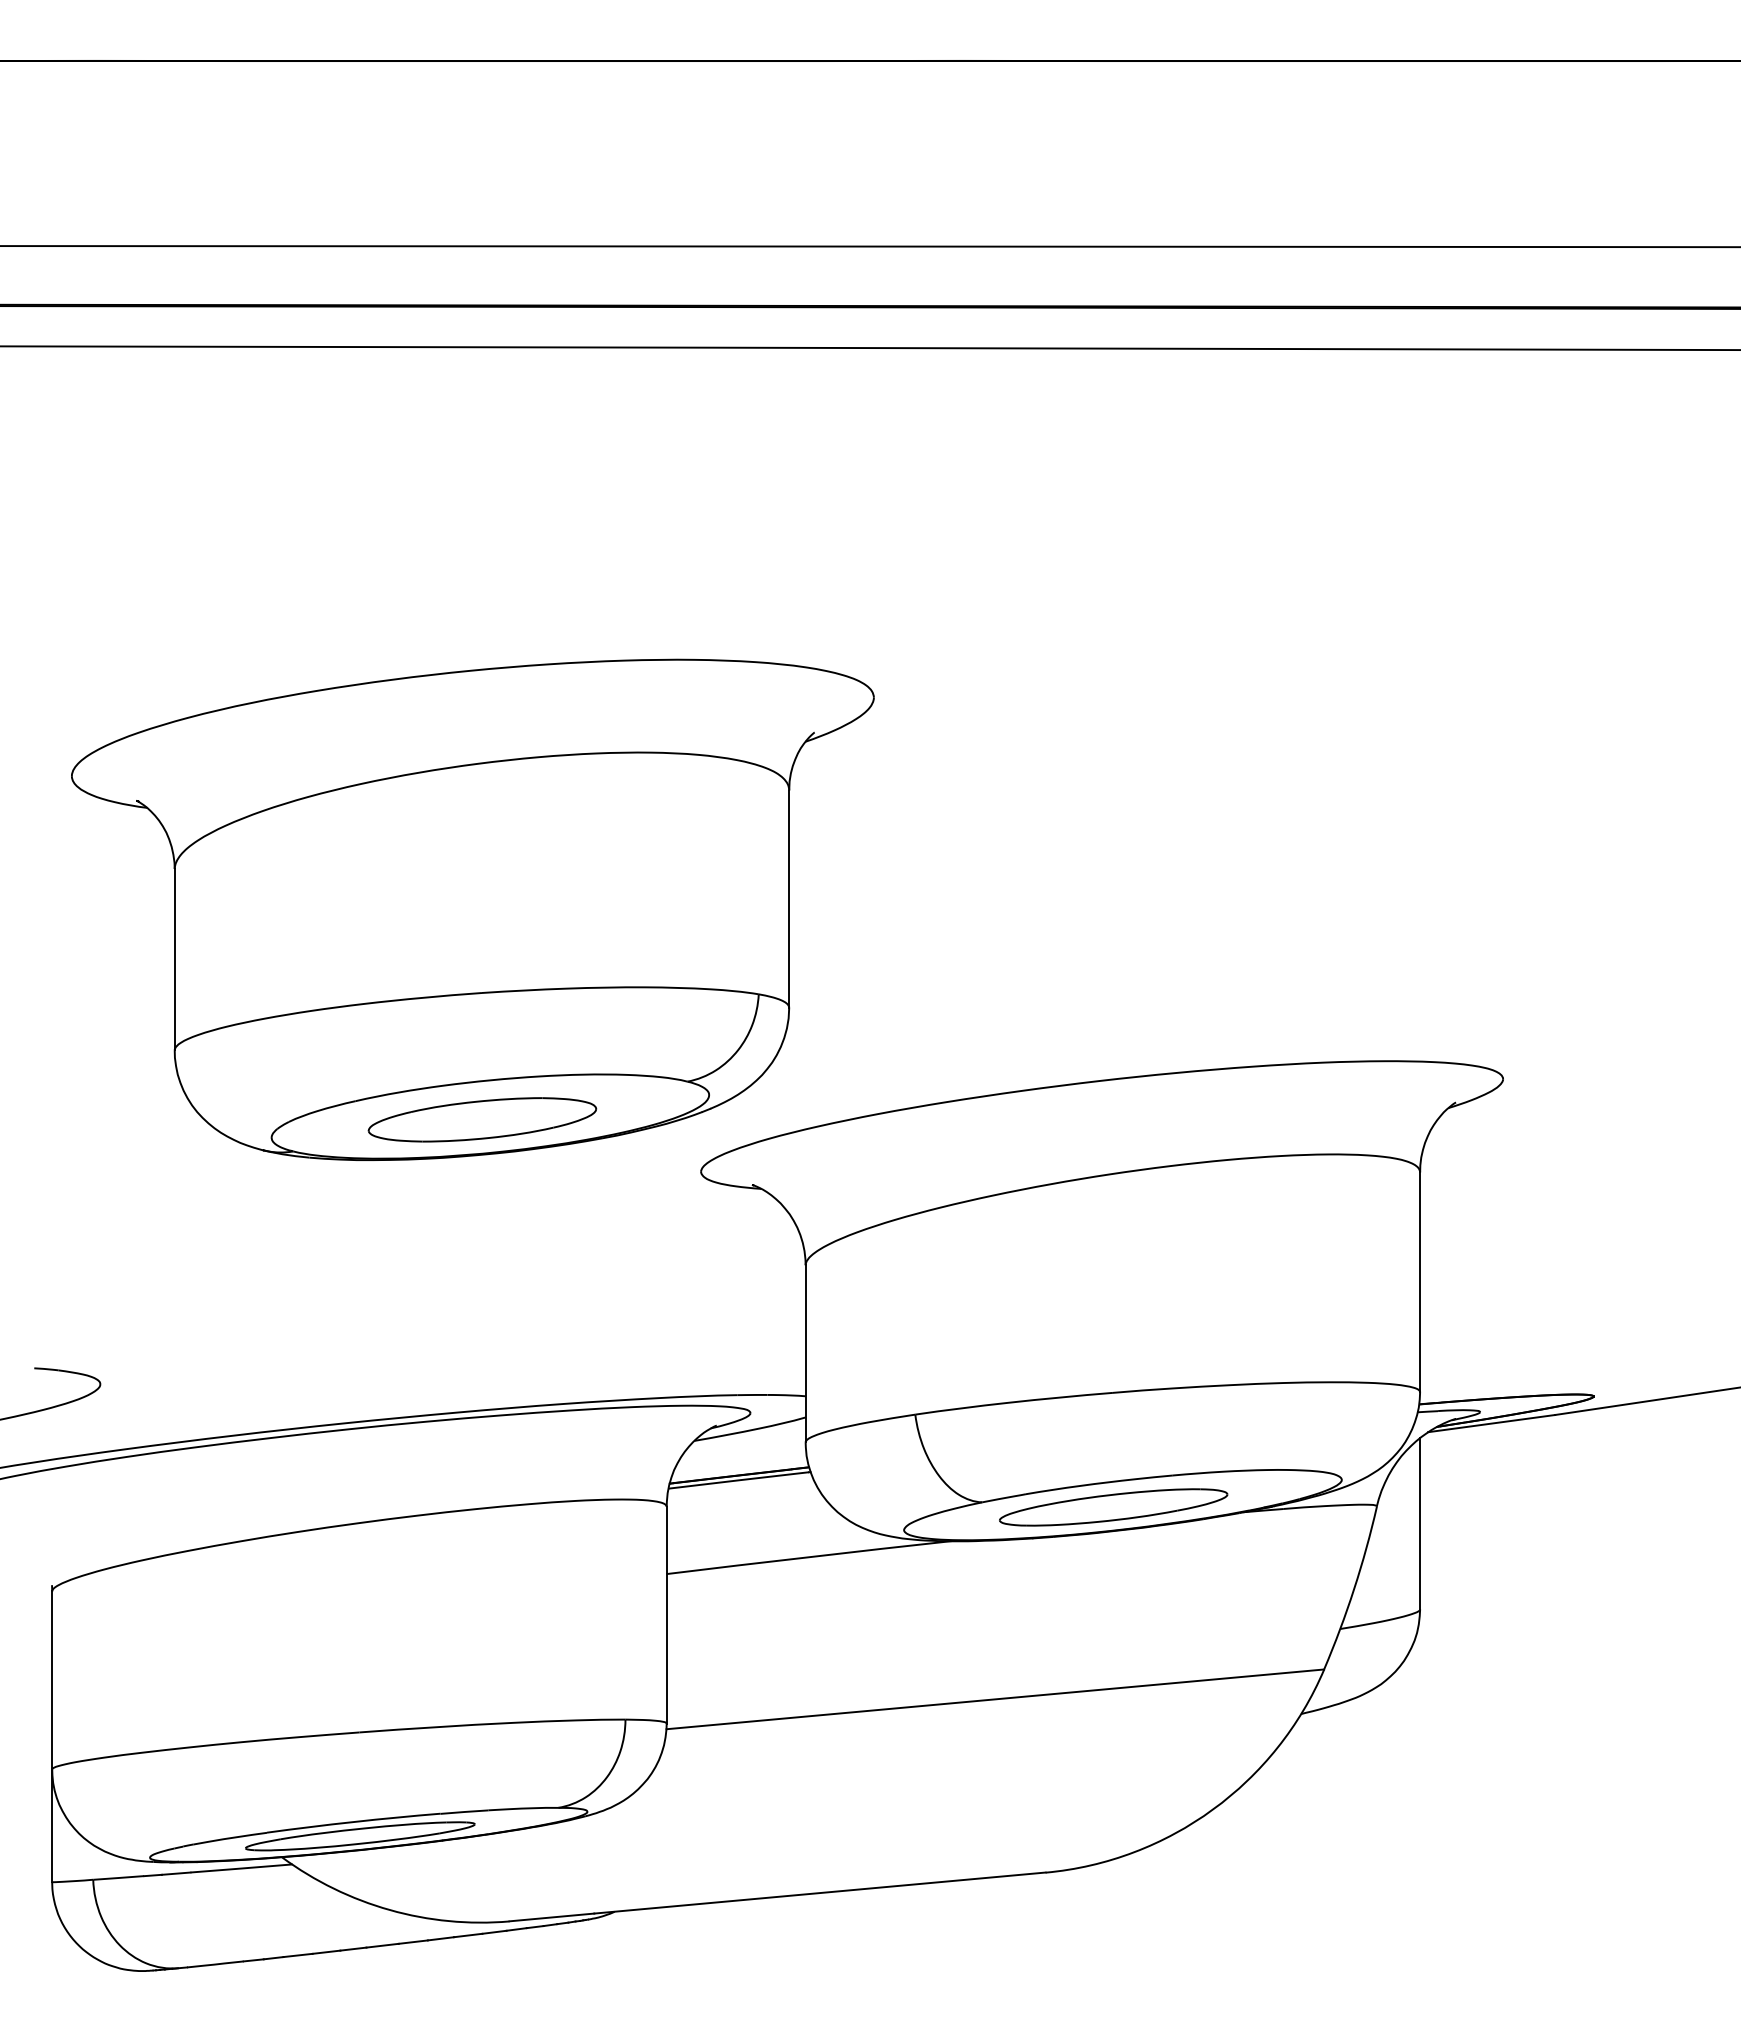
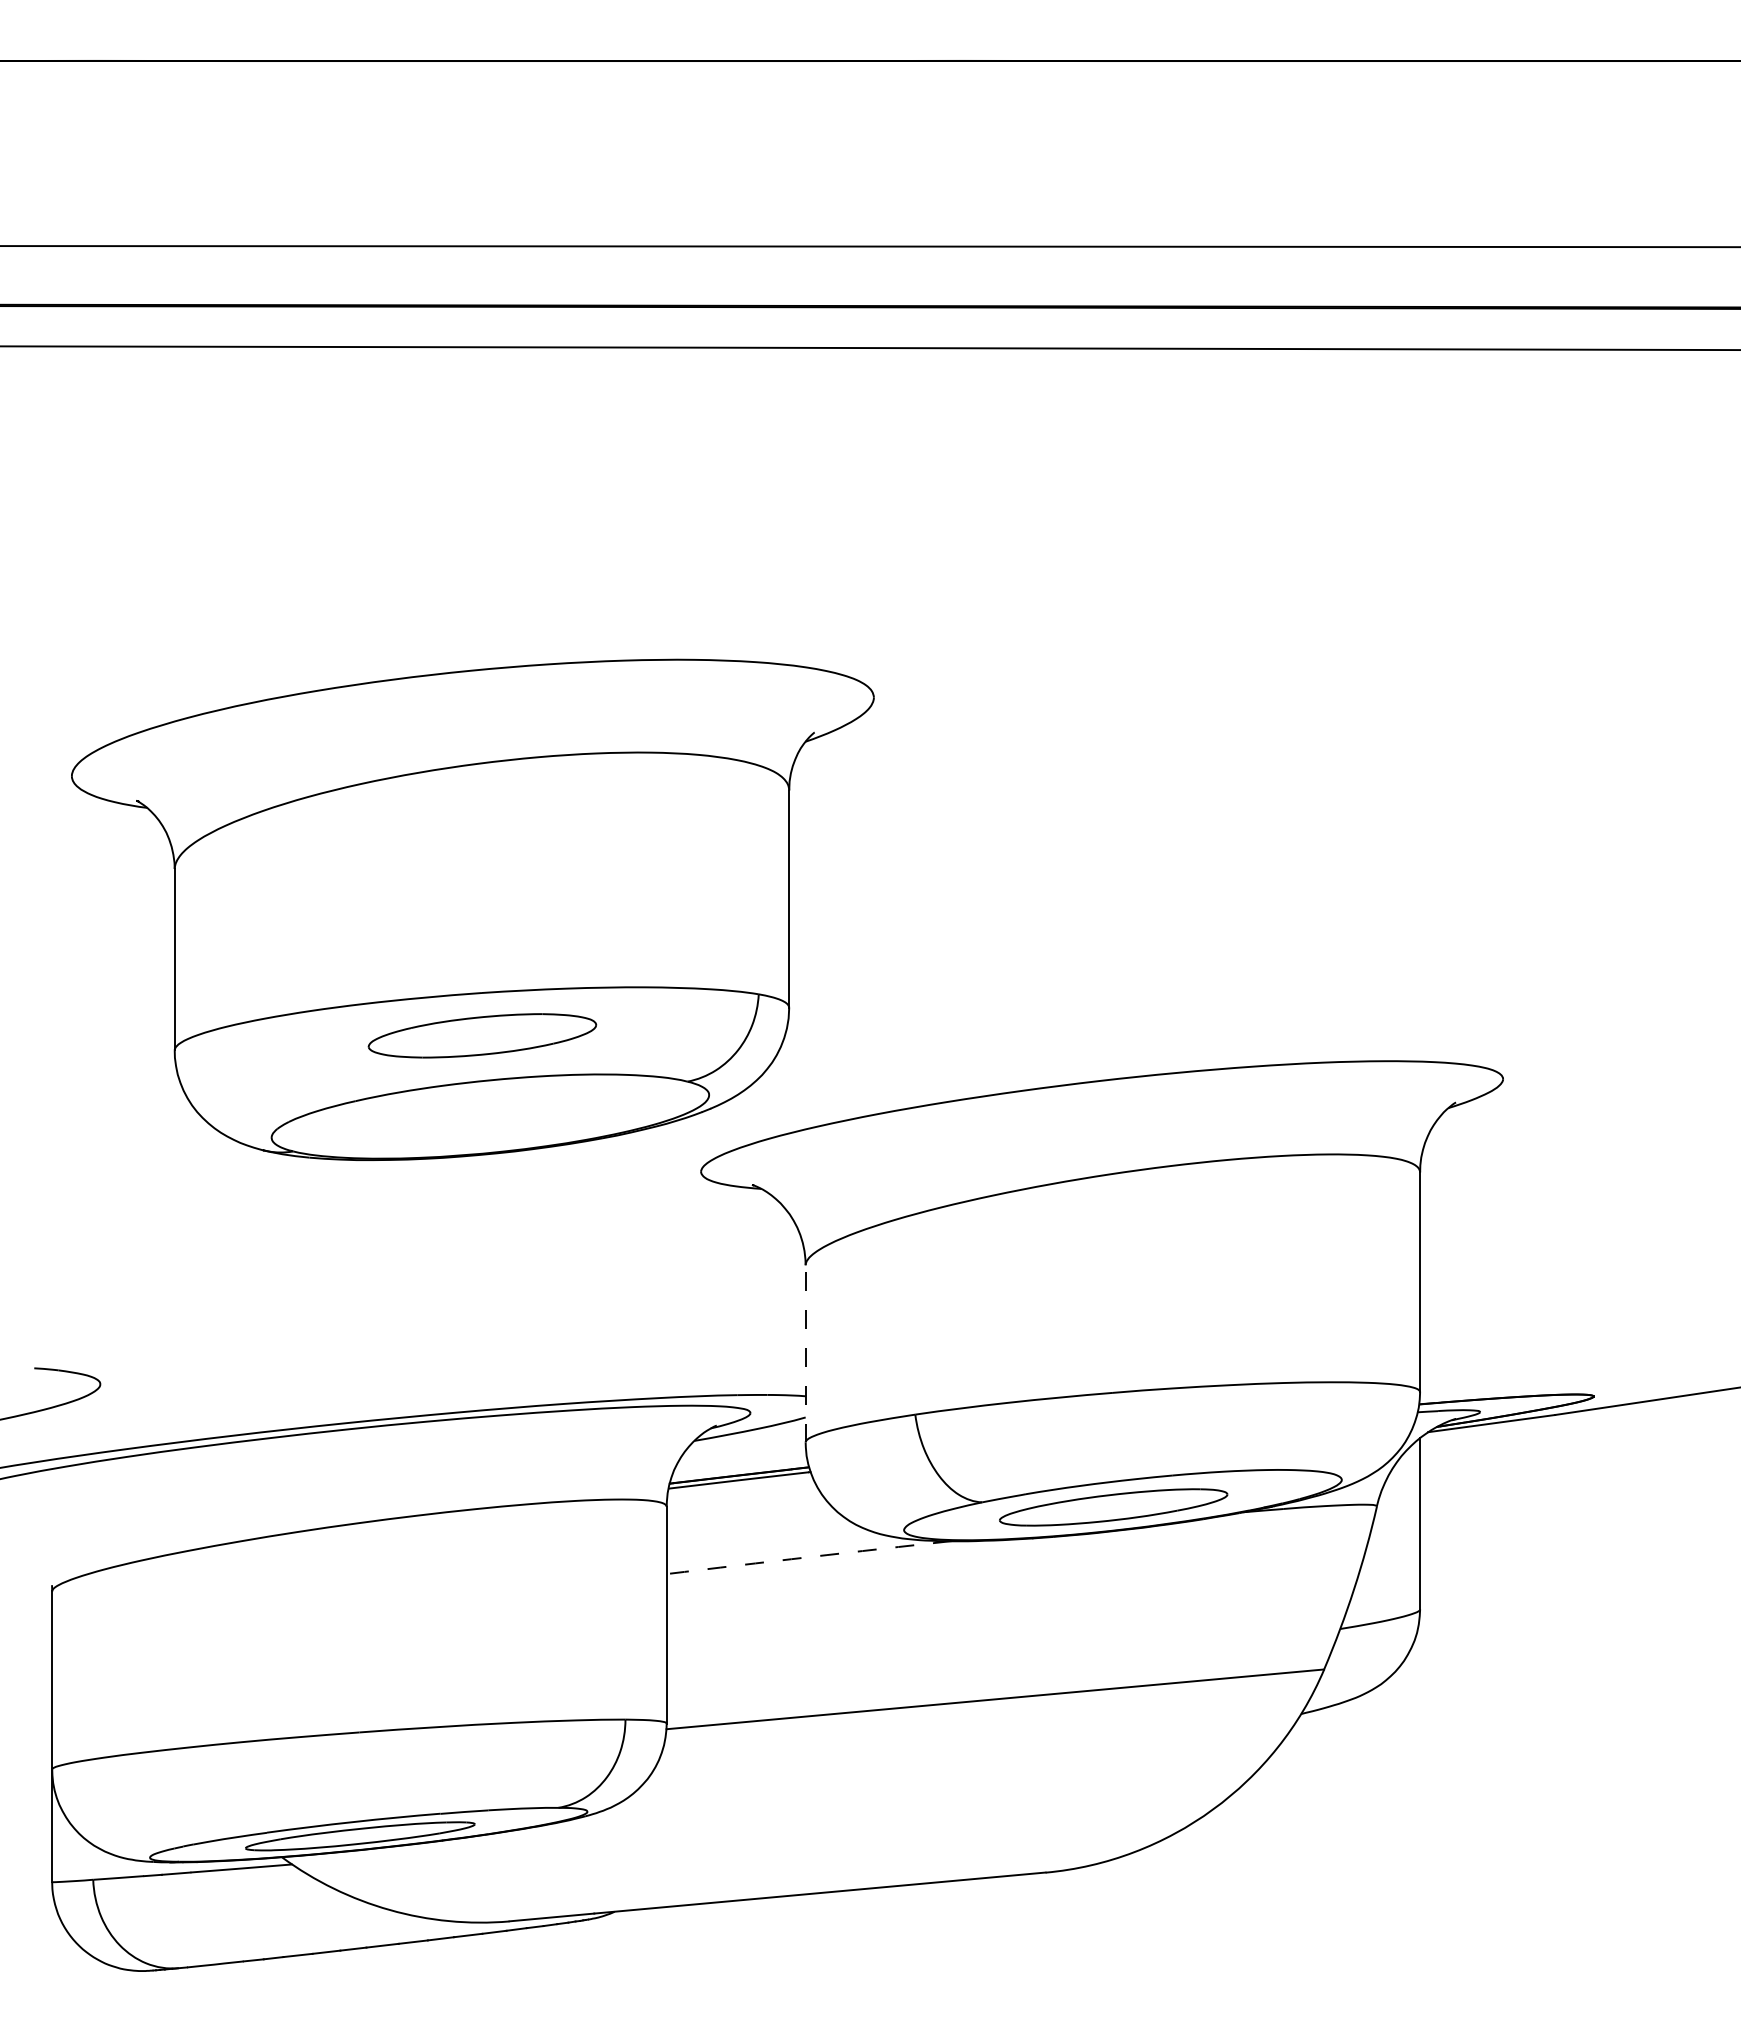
part position: (482, 1119) -> (482, 1035) (482, 1035)
line: solid -> dashed (805, 1353)
arc: solid -> dashed (809, 1557)
